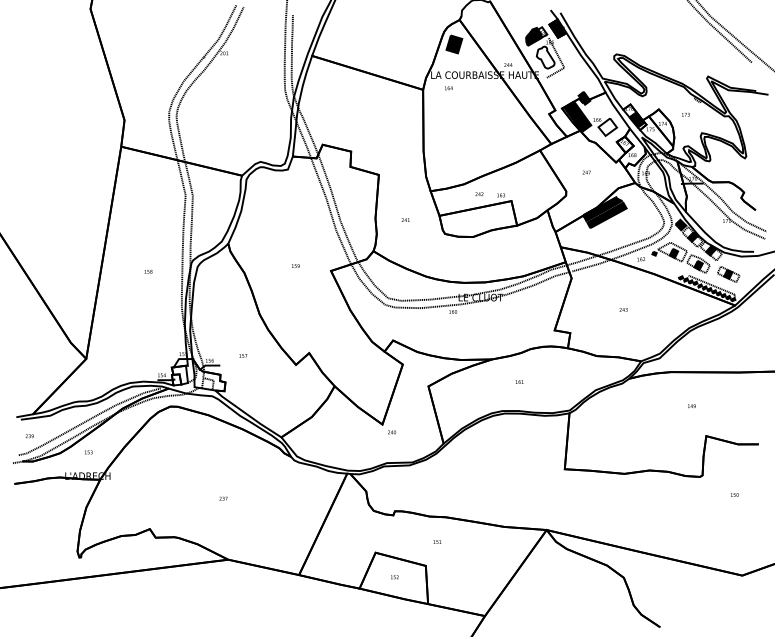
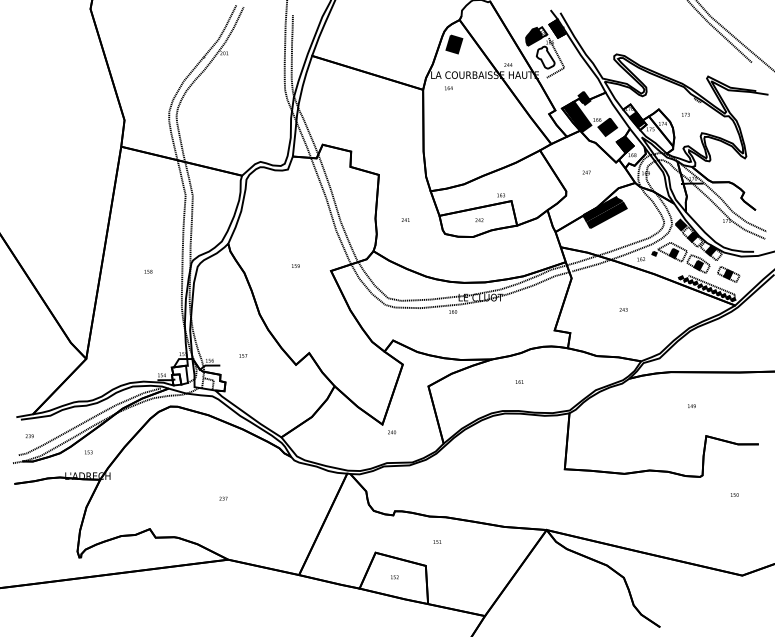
fill: none -> present (607, 126)
fill: none -> present (624, 144)
text position: (479, 194) -> (479, 220) (479, 220)
